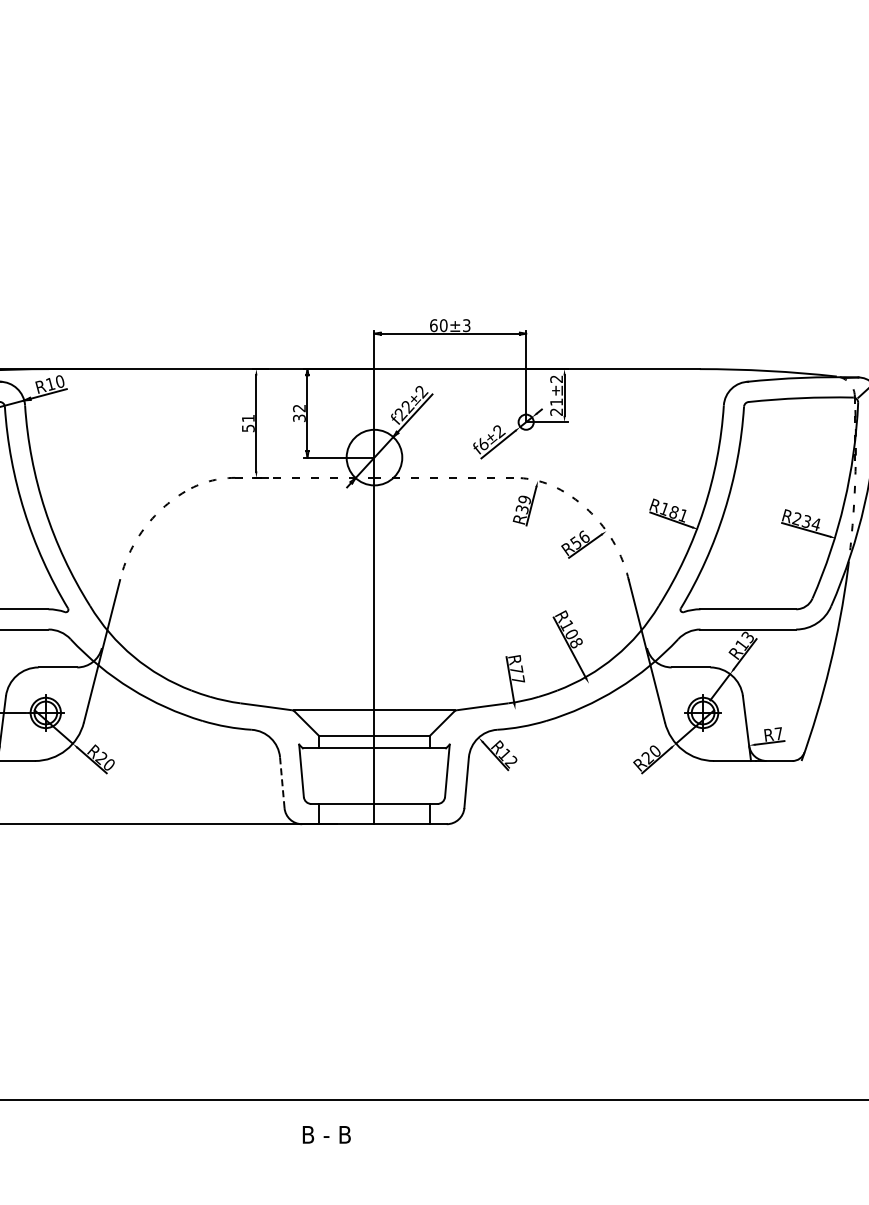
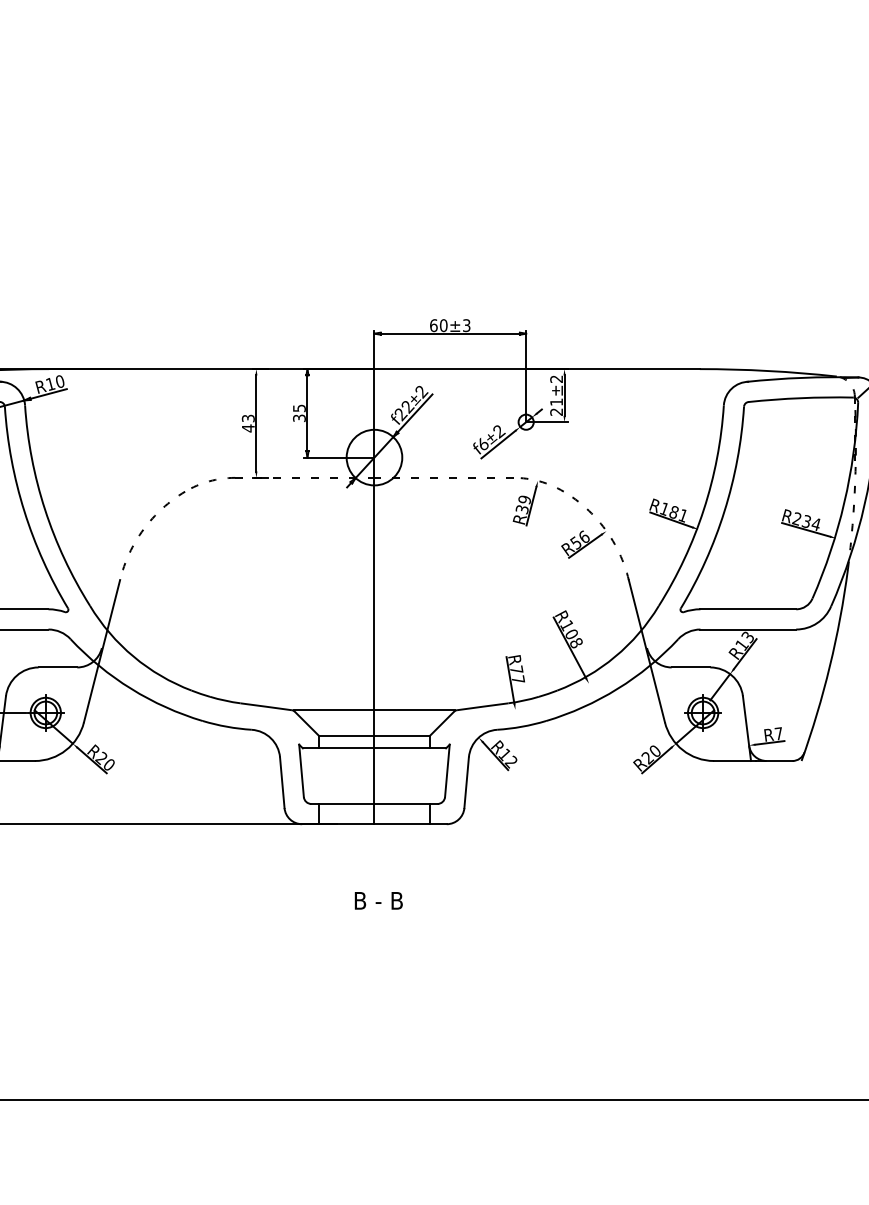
text: 32 -> 35 (299, 408)
text: 51 -> 43 (247, 423)
line: dashed -> solid (282, 783)
text position: (326, 1134) -> (378, 900) (378, 900)
